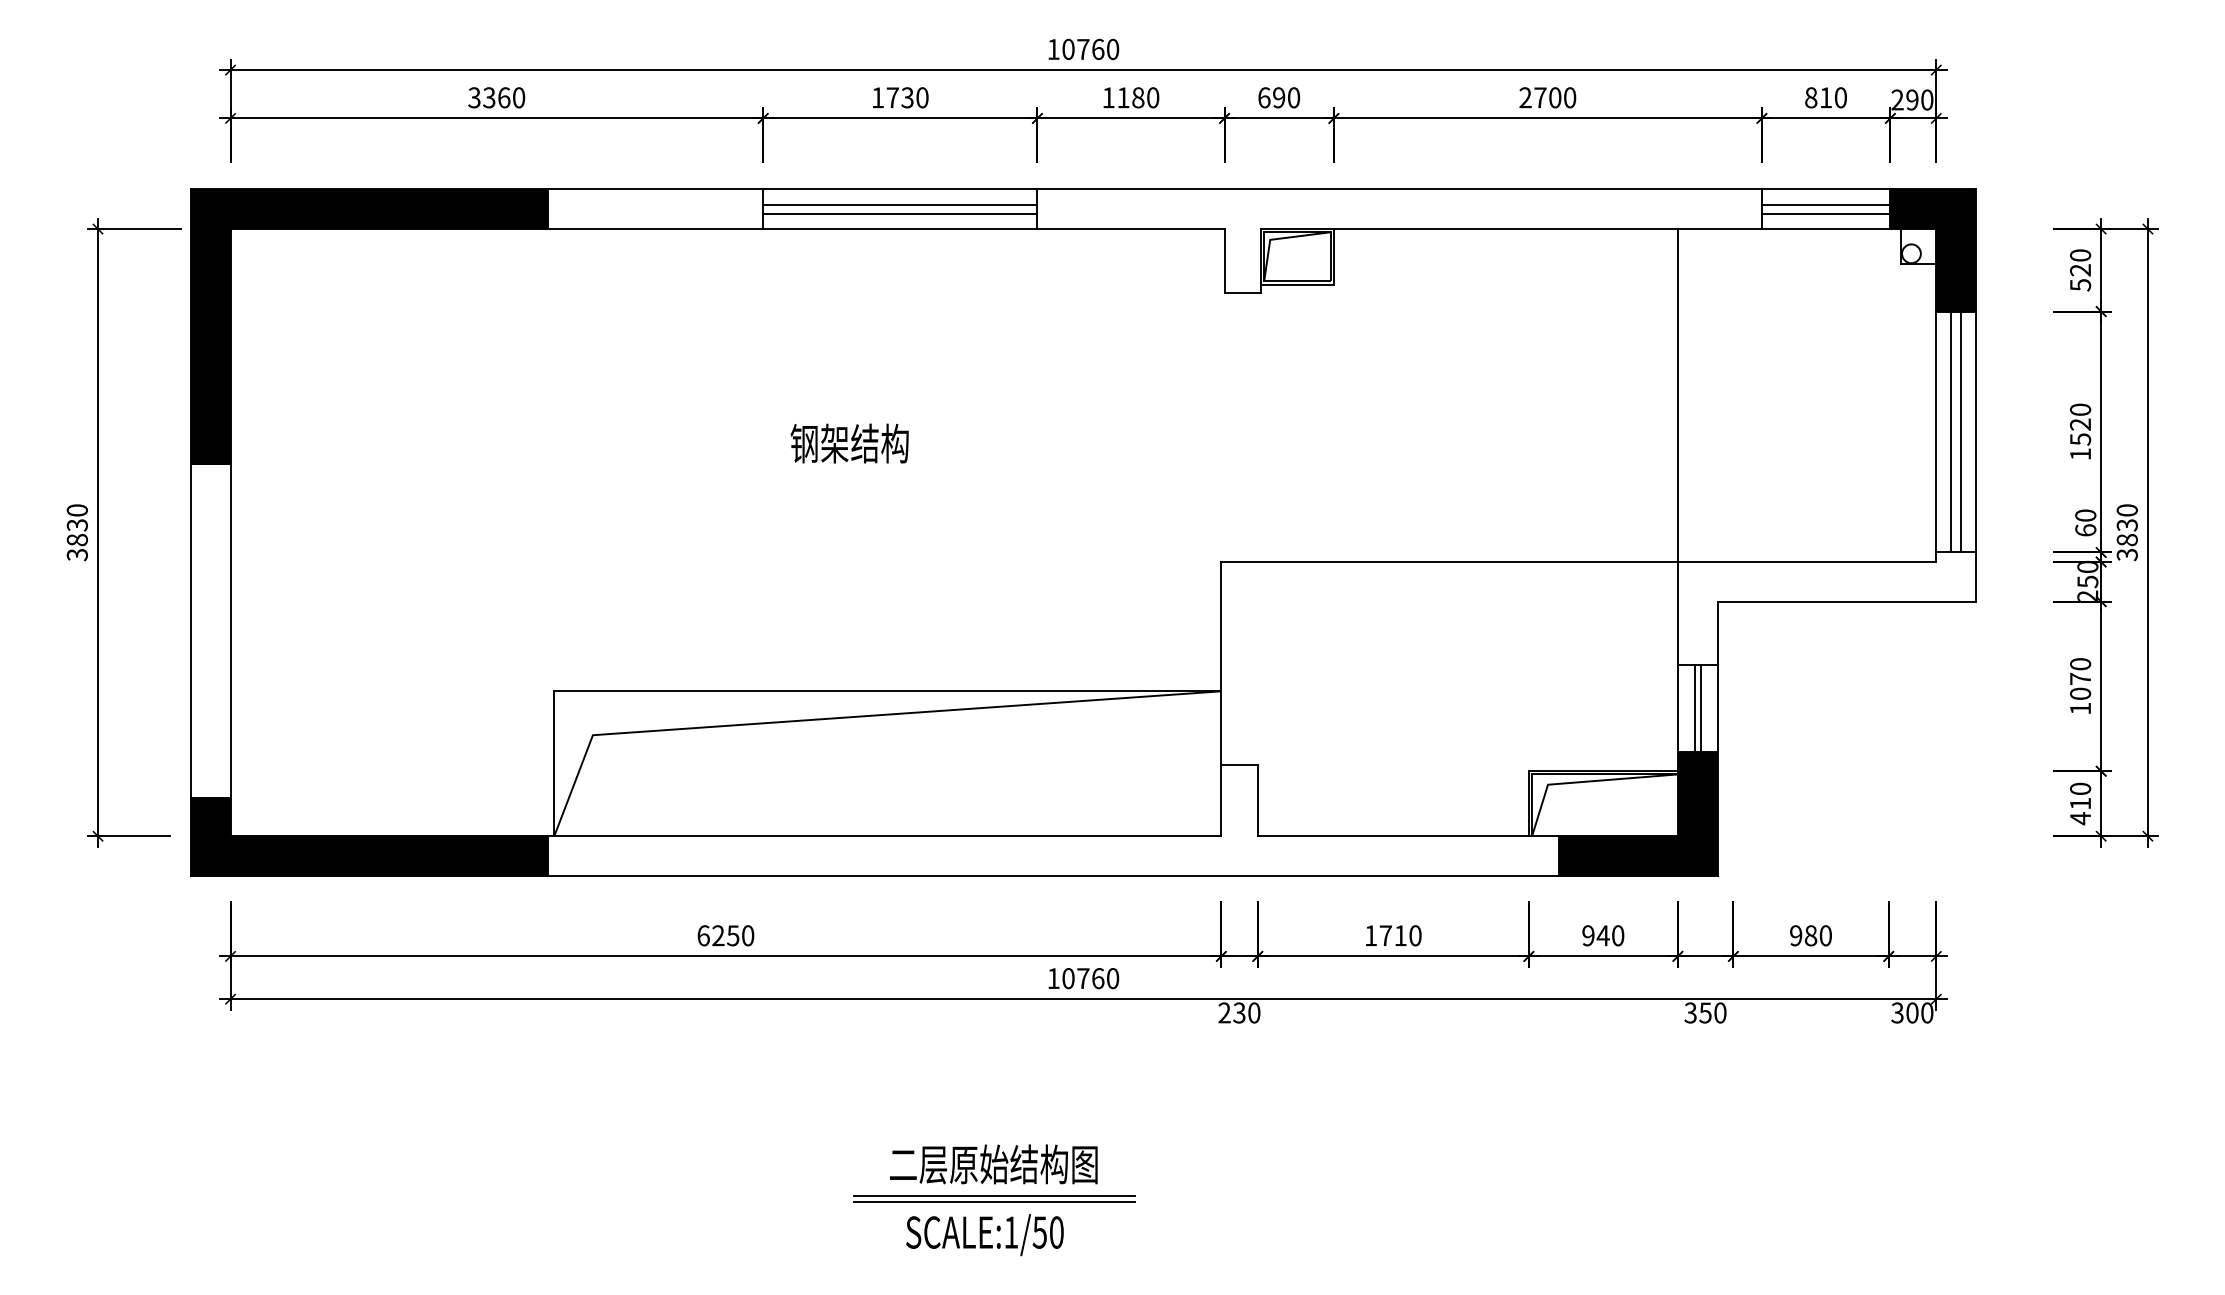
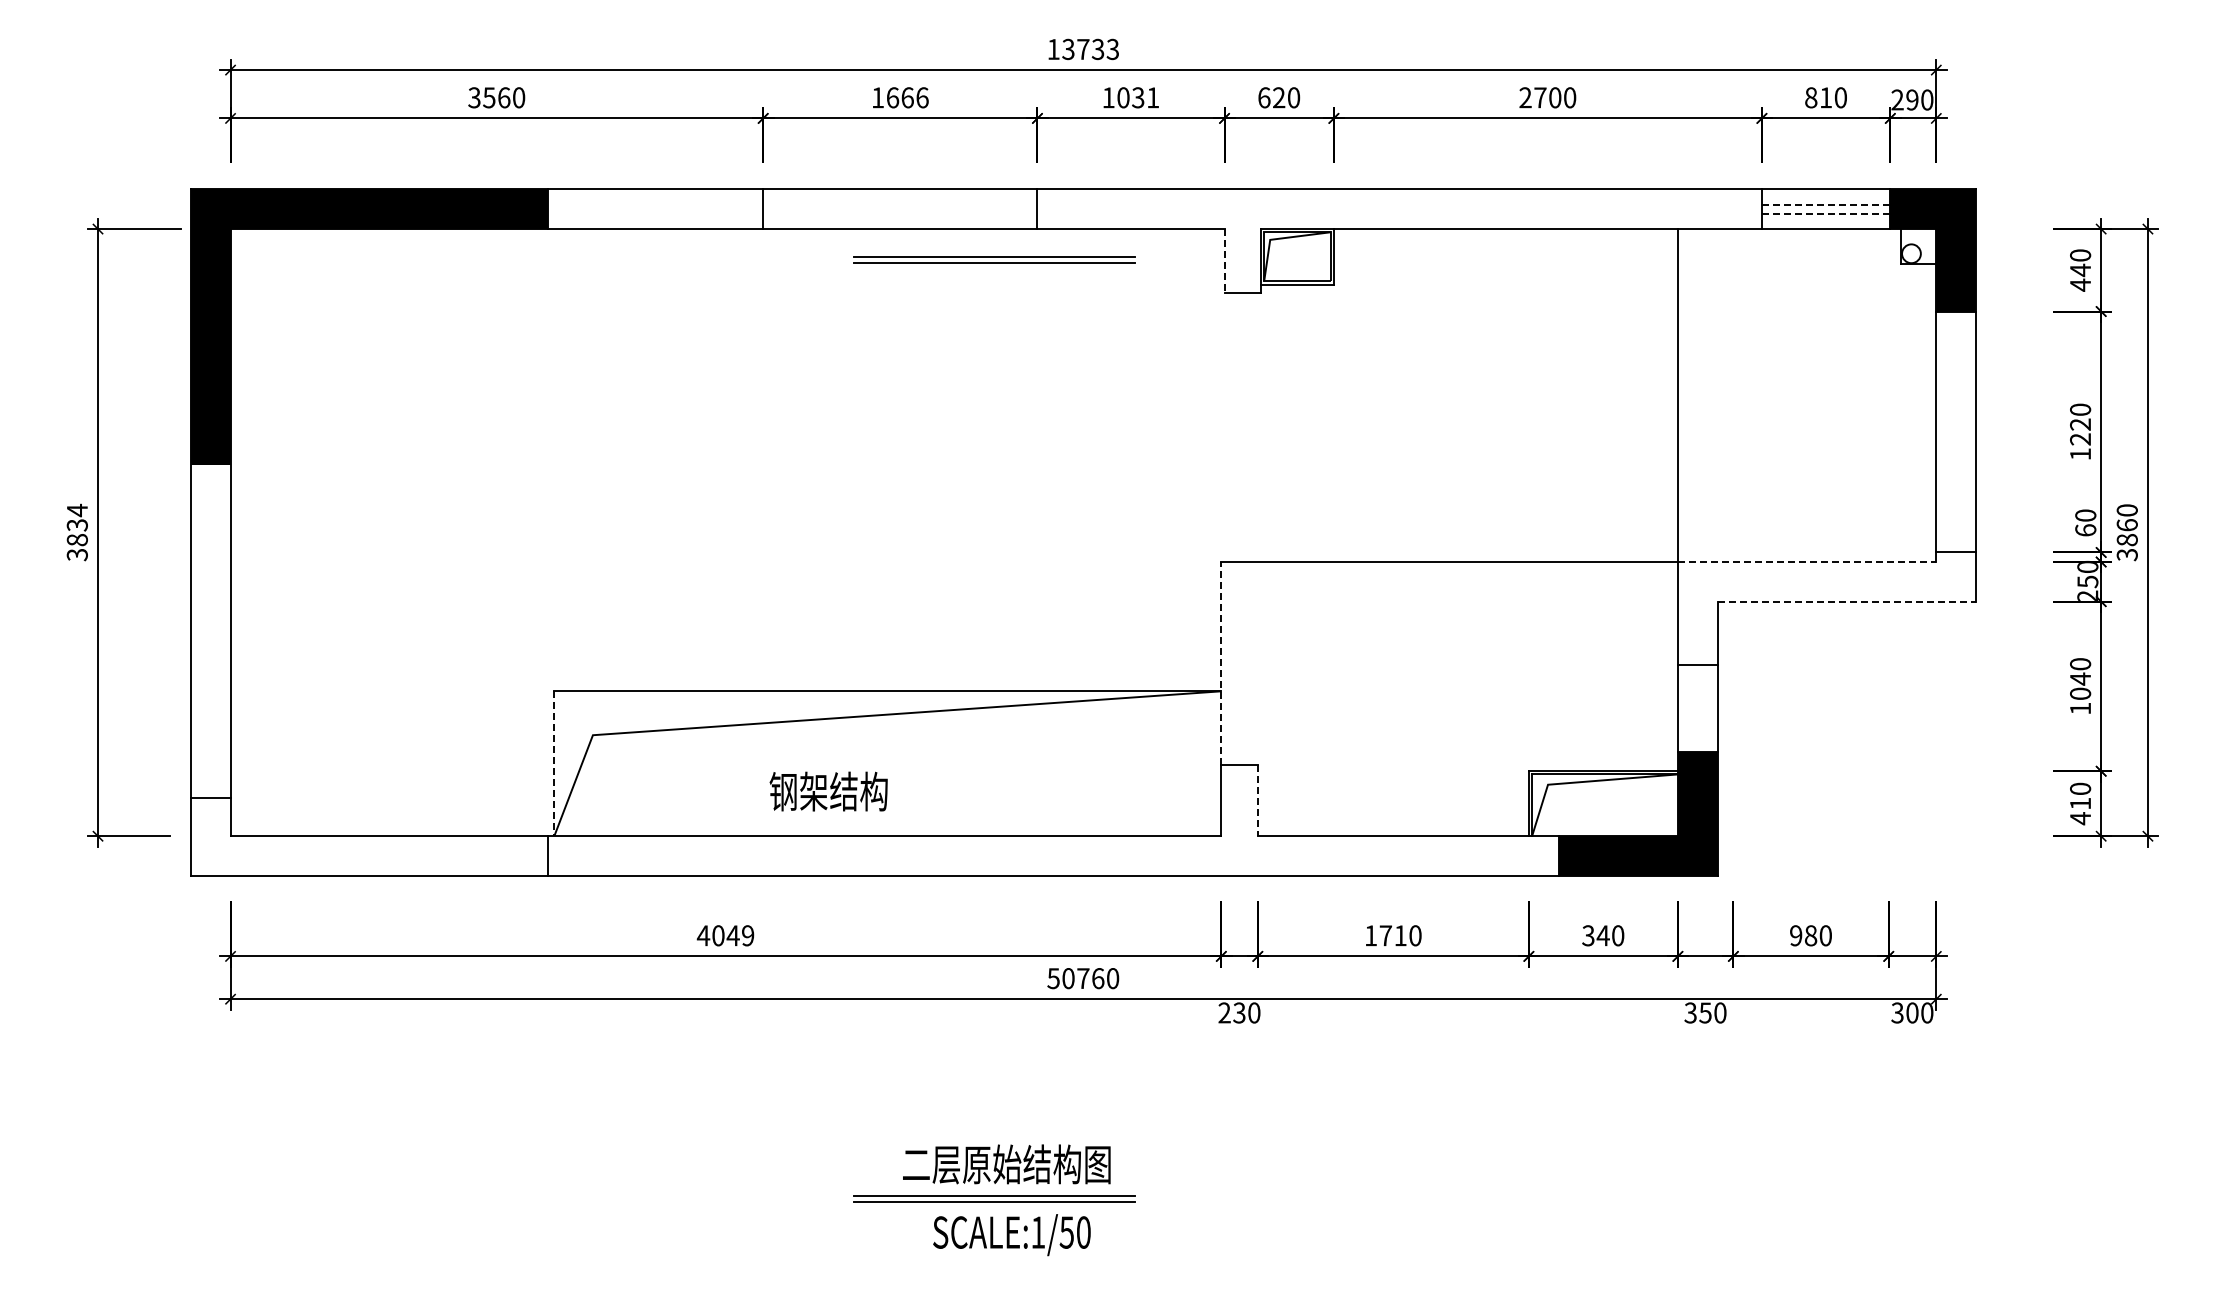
text: 10760 -> 13733 (1090, 49)
text: 3360 -> 3560 (489, 97)
text: 1730 -> 1666 (907, 97)
text: 1180 -> 1031 (1138, 97)
text: 690 -> 620 (1279, 97)
line: present -> none (900, 204)
line: solid -> dashed (1826, 204)
line: present -> none (900, 214)
line: solid -> dashed (1826, 214)
part: none -> present (994, 259)
line: solid -> dashed (1224, 260)
text: 520 -> 440 (2080, 277)
line: present -> none (1951, 431)
line: present -> none (1960, 431)
text: 1520 -> 1220 (2080, 439)
text position: (849, 443) -> (828, 791) (828, 791)
text: 3830 -> 3834 (76, 510)
text: 3830 -> 3860 (2126, 525)
line: solid -> dashed (1807, 562)
line: solid -> dashed (1847, 601)
line: solid -> dashed (1221, 662)
text: 1070 -> 1040 (2080, 678)
line: present -> none (1694, 708)
line: present -> none (1700, 708)
line: solid -> dashed (554, 764)
line: solid -> dashed (1257, 800)
fill: present -> none (368, 836)
text: 6250 -> 4049 (725, 935)
text: 940 -> 340 (1588, 935)
text: 10760 -> 50760 (1053, 978)
text position: (993, 1164) -> (1006, 1164) (1006, 1164)
text position: (984, 1235) -> (1011, 1235) (1011, 1235)
